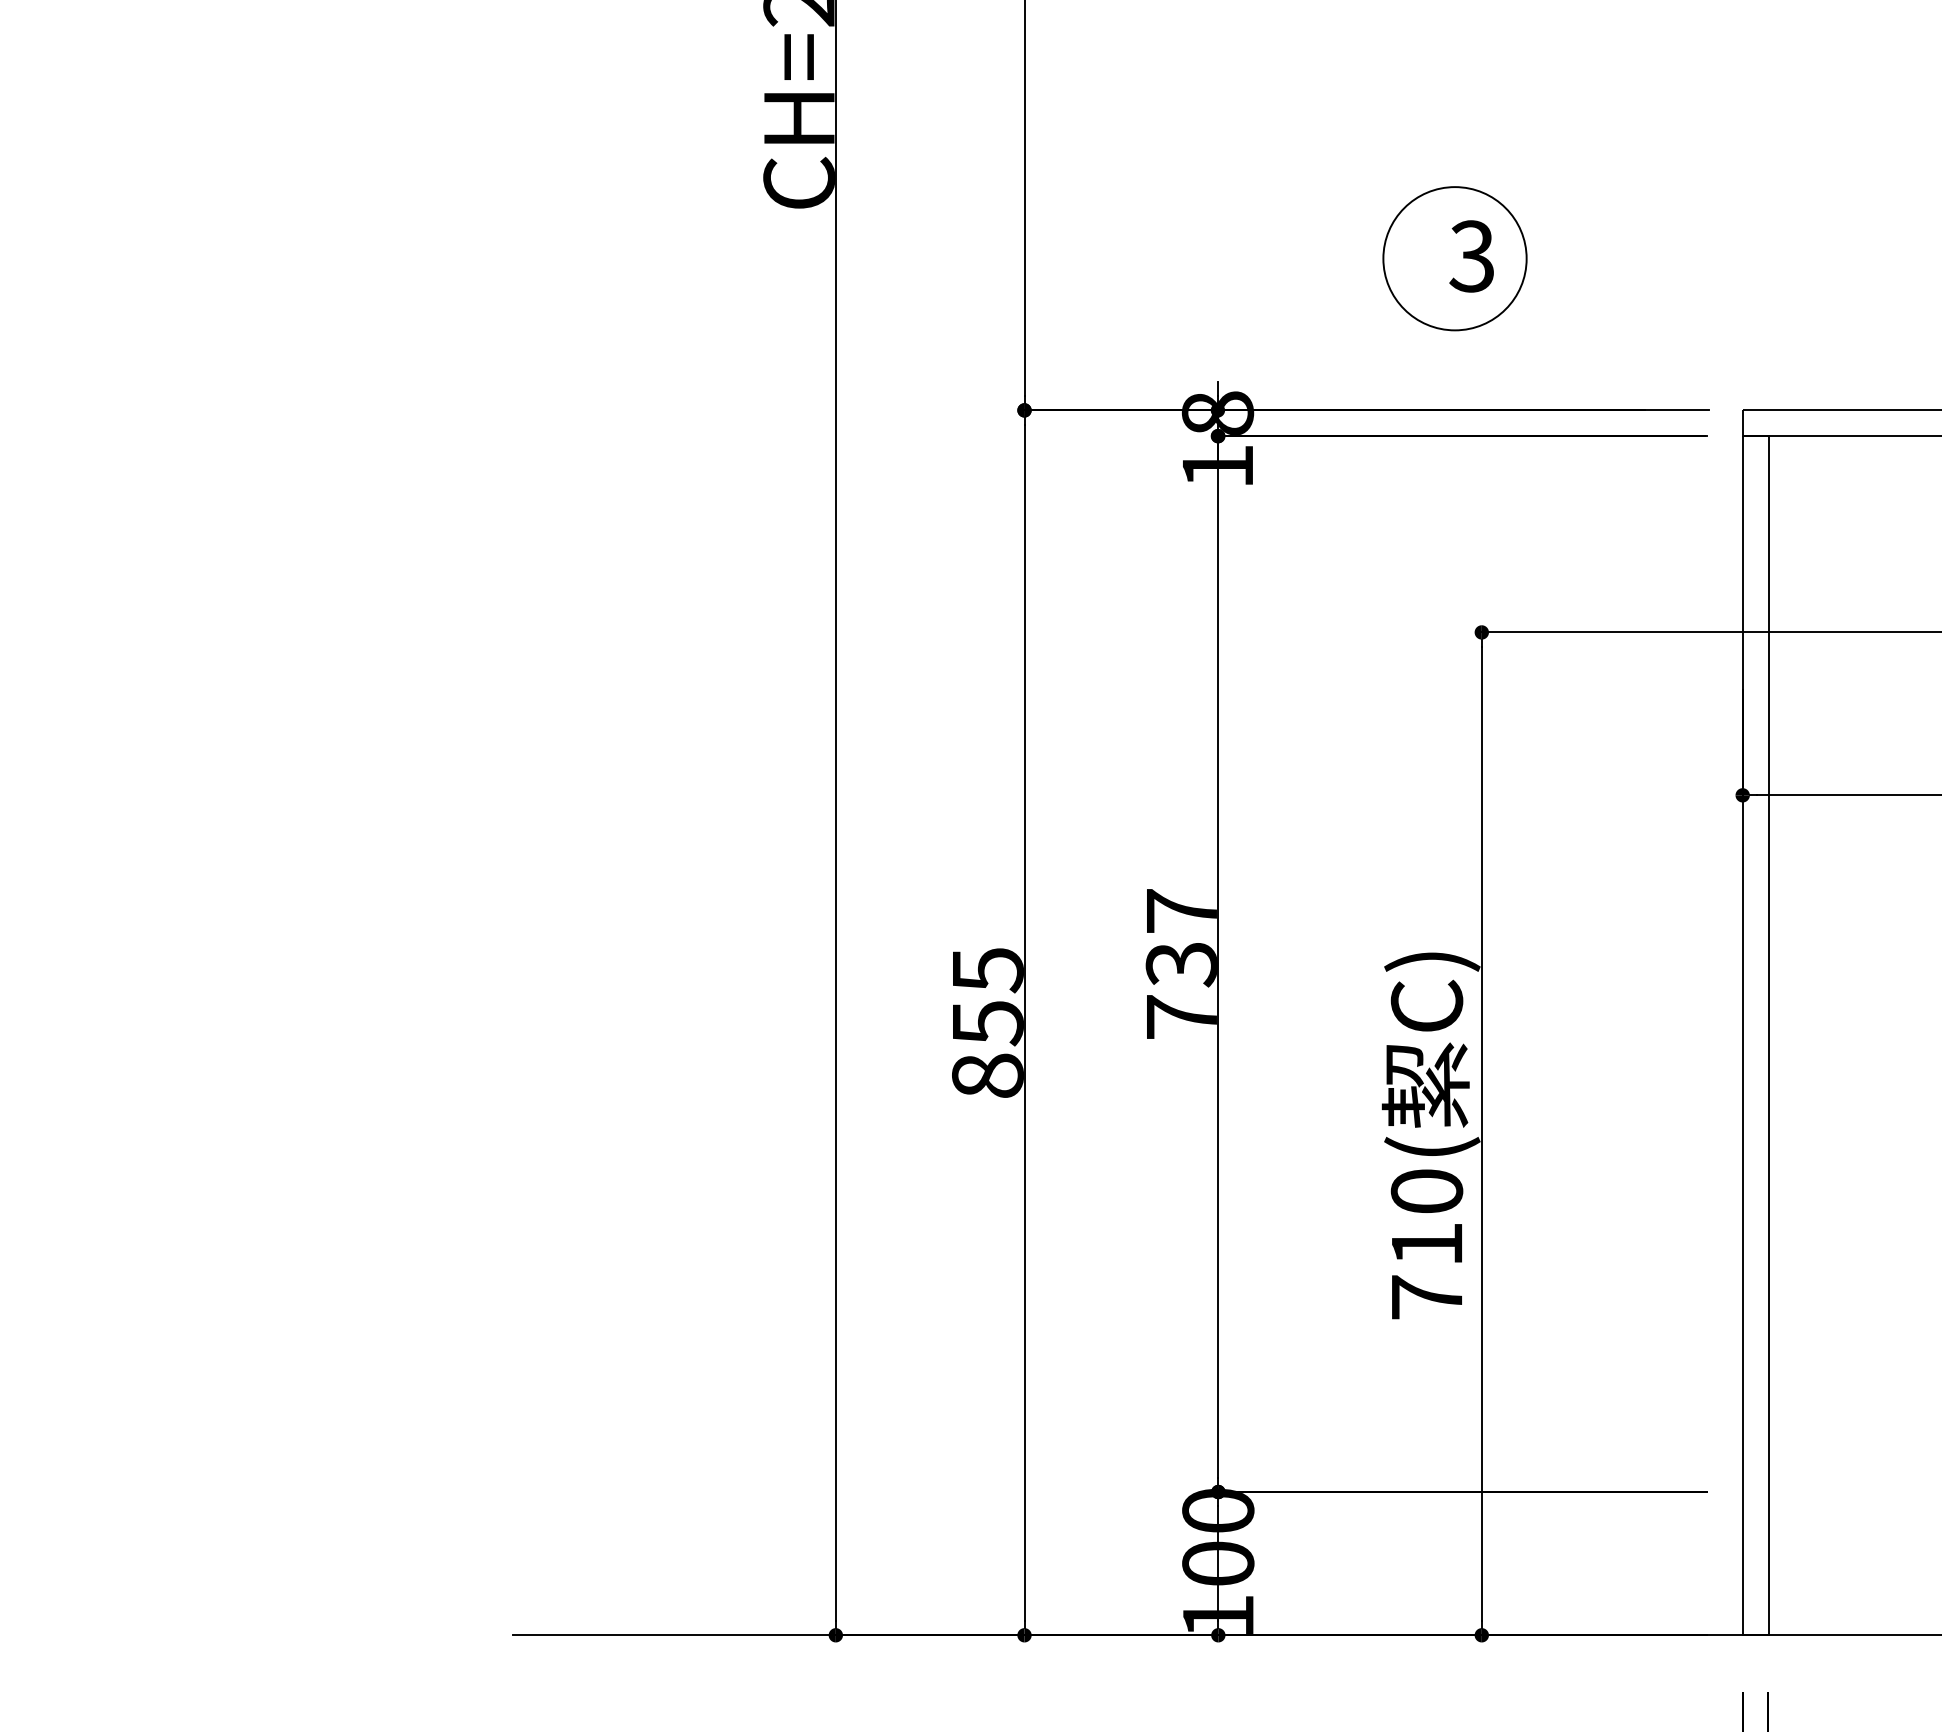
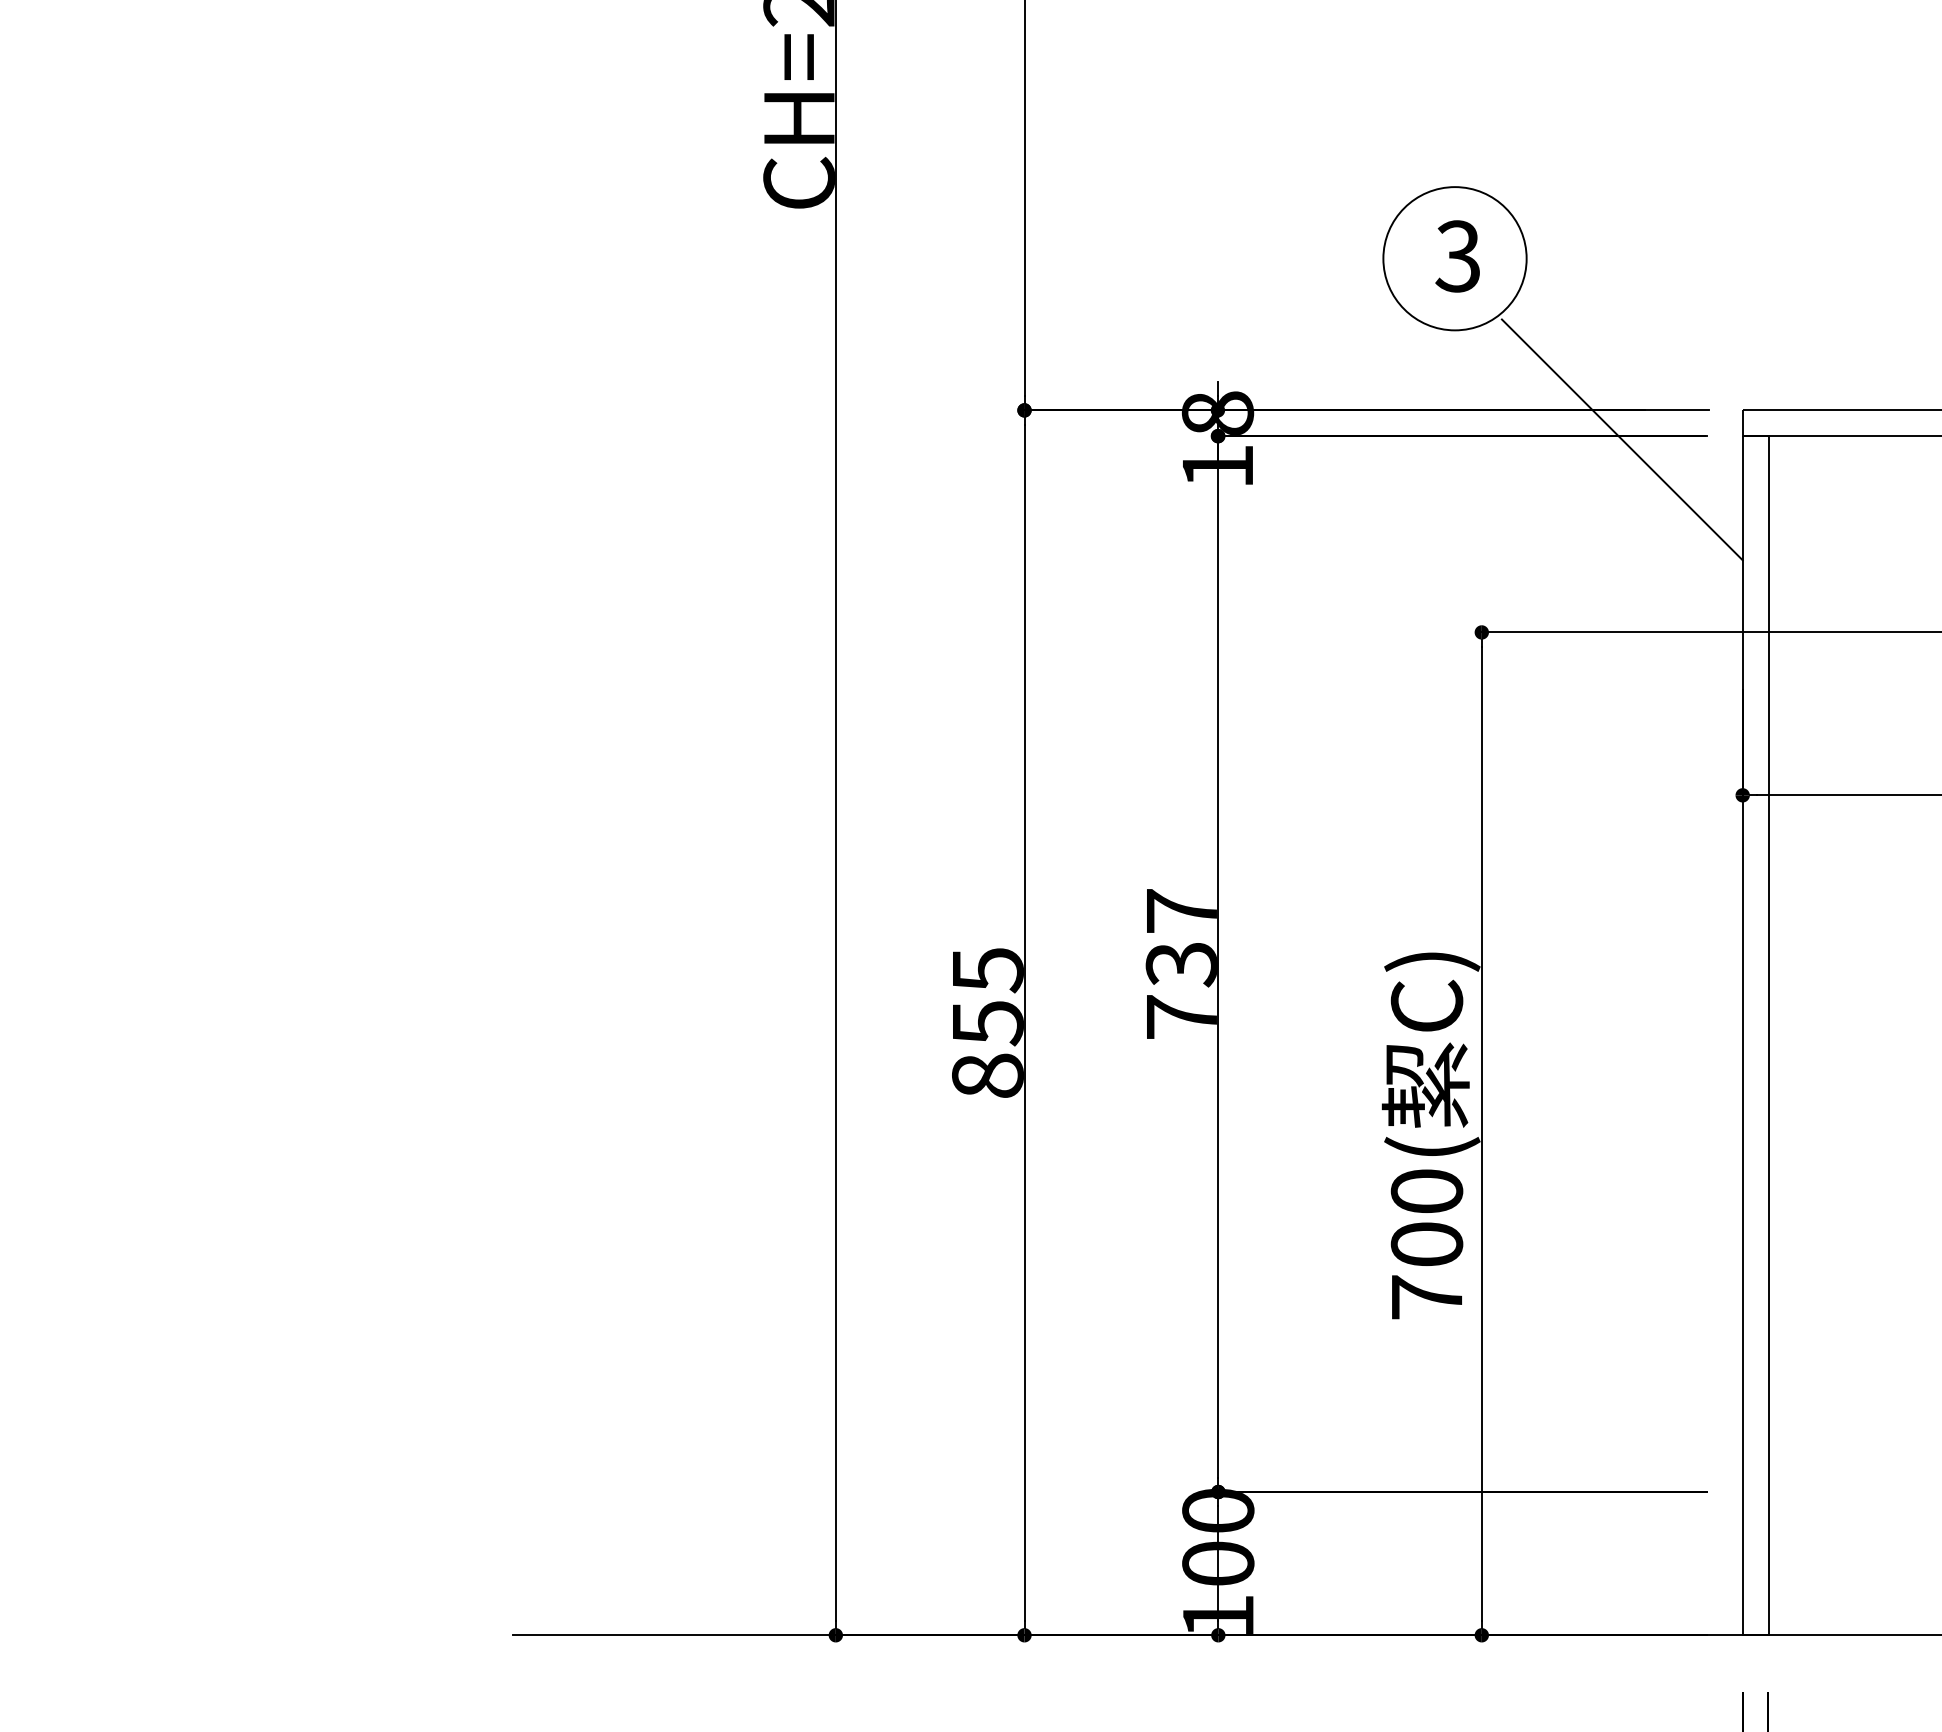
text position: (1471, 256) -> (1457, 256) (1457, 256)
line: none -> present (1621, 439)
text: 710( -> 700( (1426, 1244)
